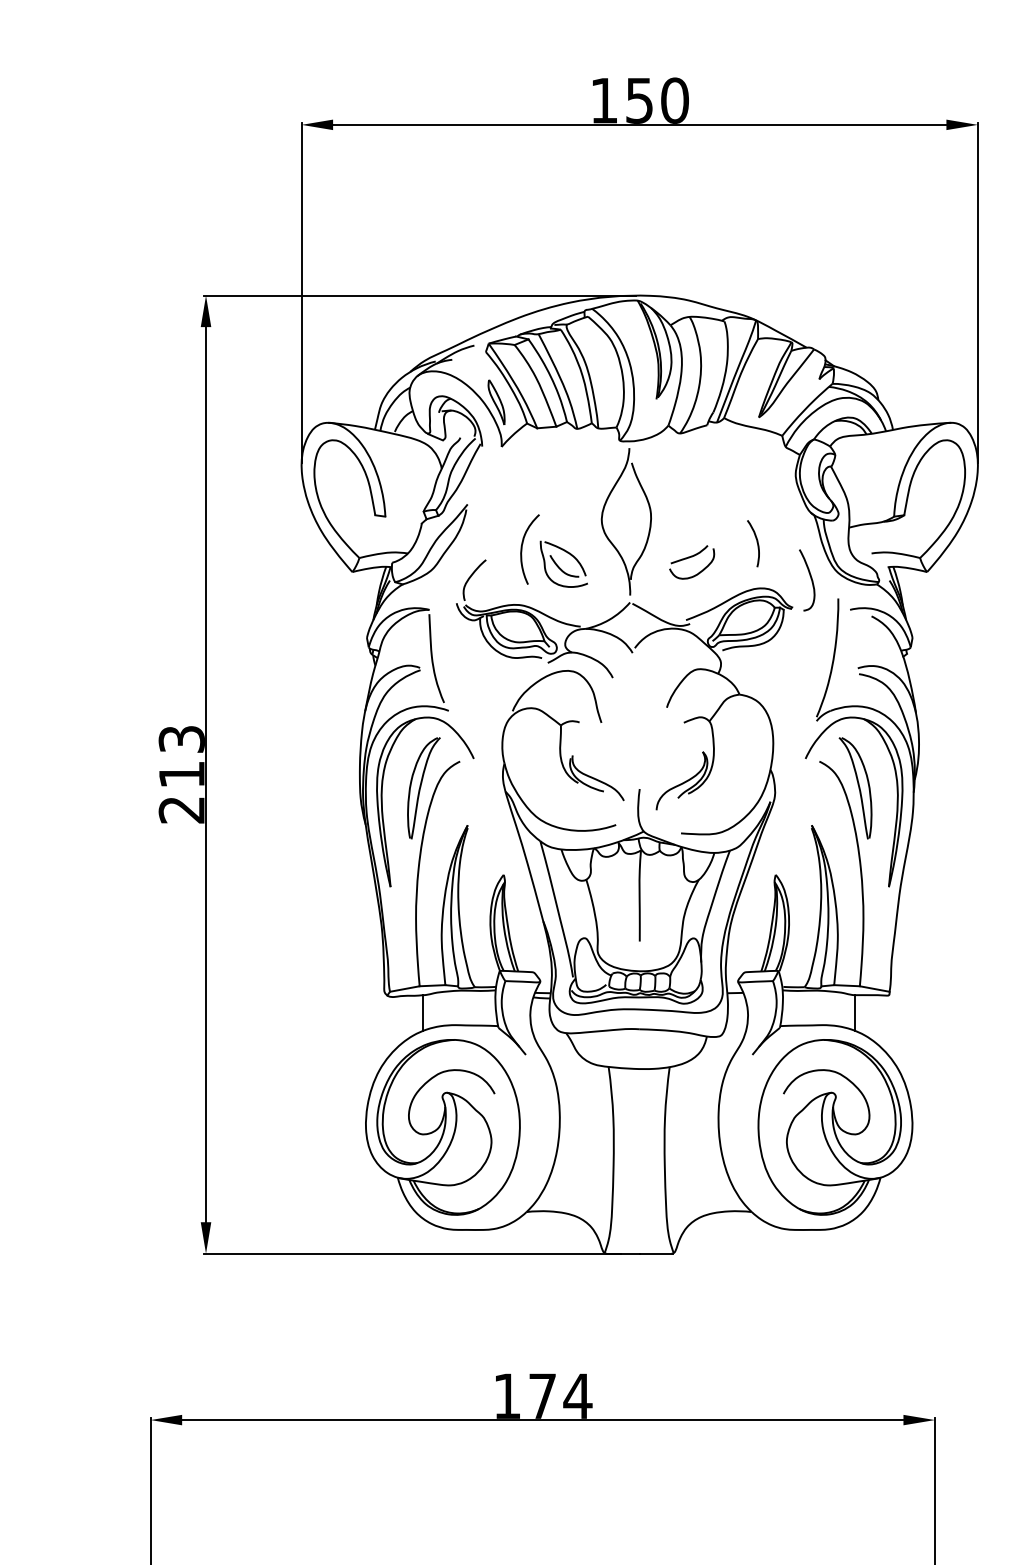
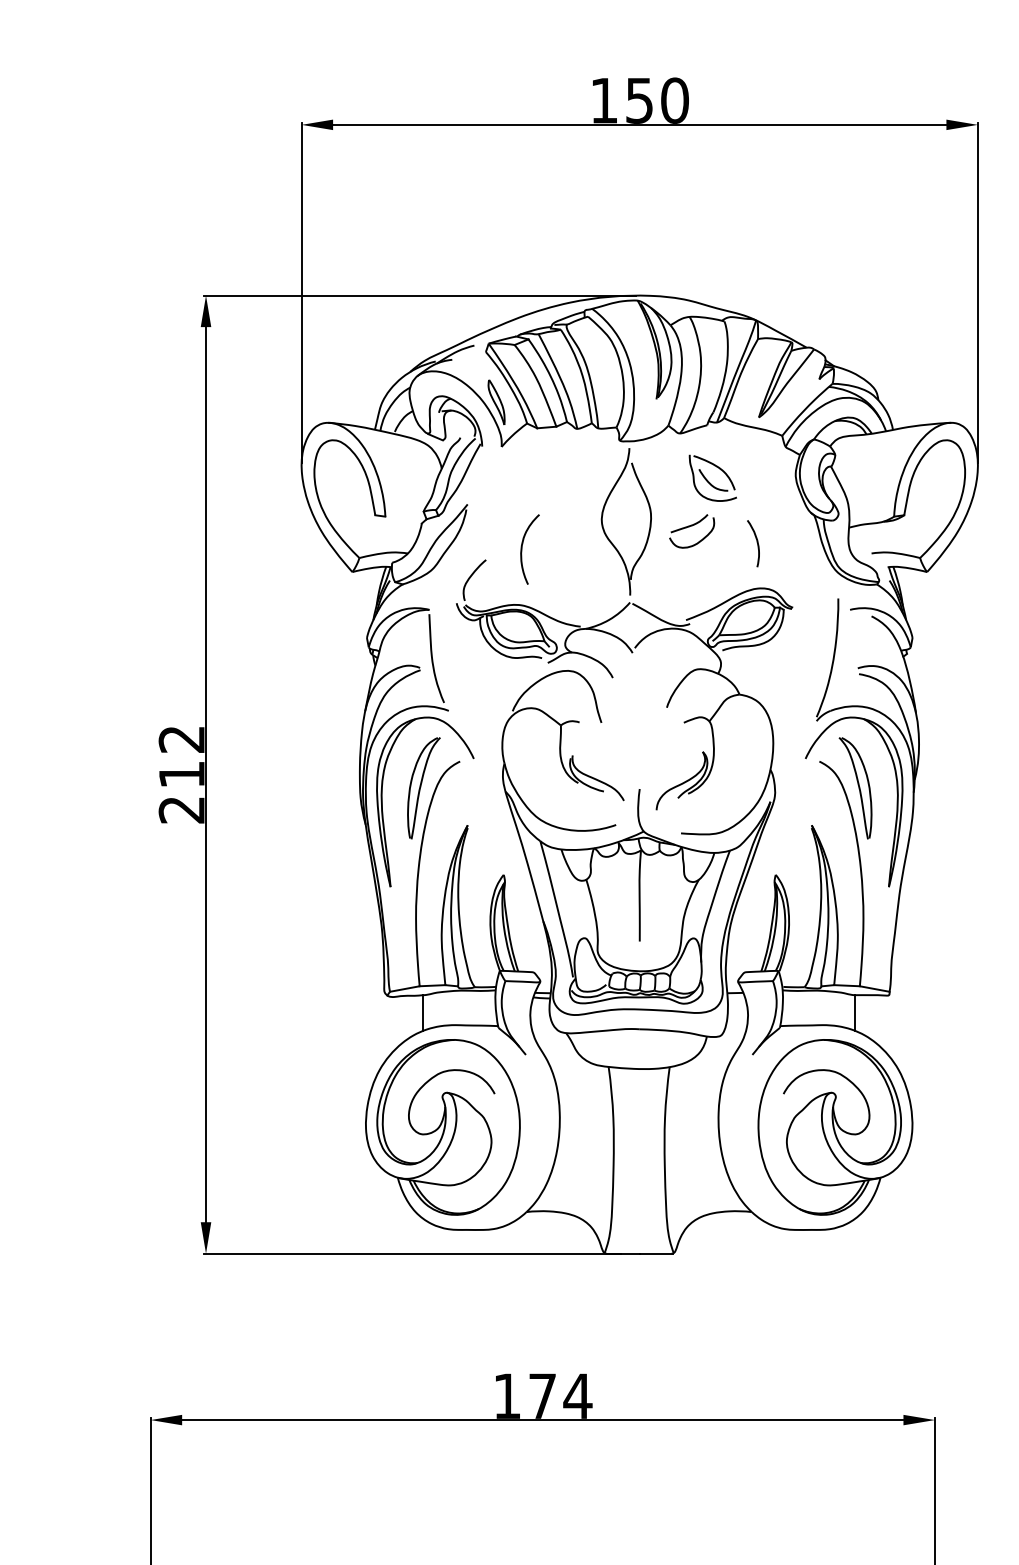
part position: (692, 562) -> (692, 531) (692, 531)
part position: (563, 563) -> (712, 477) (712, 477)
curve: present -> none (810, 578)
text: 213 -> 212 (181, 739)
